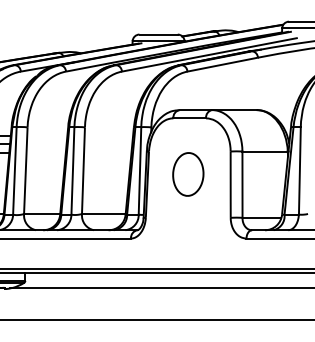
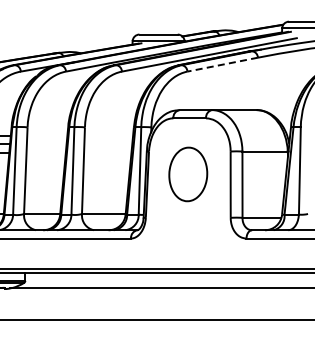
line: solid -> dashed (222, 64)
part size: 33x45 px -> 41x57 px (188, 174)
